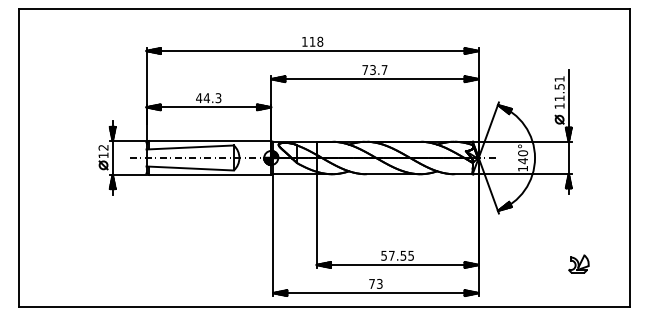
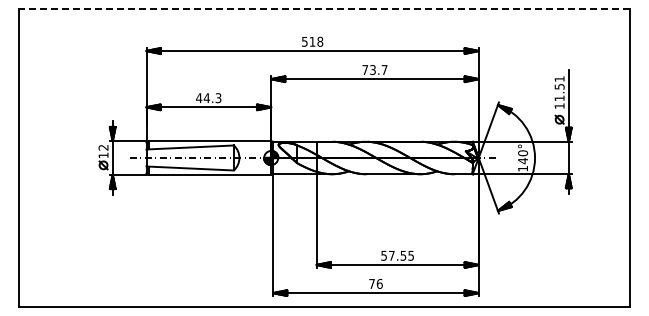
line: solid -> dashed (324, 9)
text: 118 -> 518 (304, 41)
part: present -> none (578, 263)
text: 73 -> 76 (379, 283)
